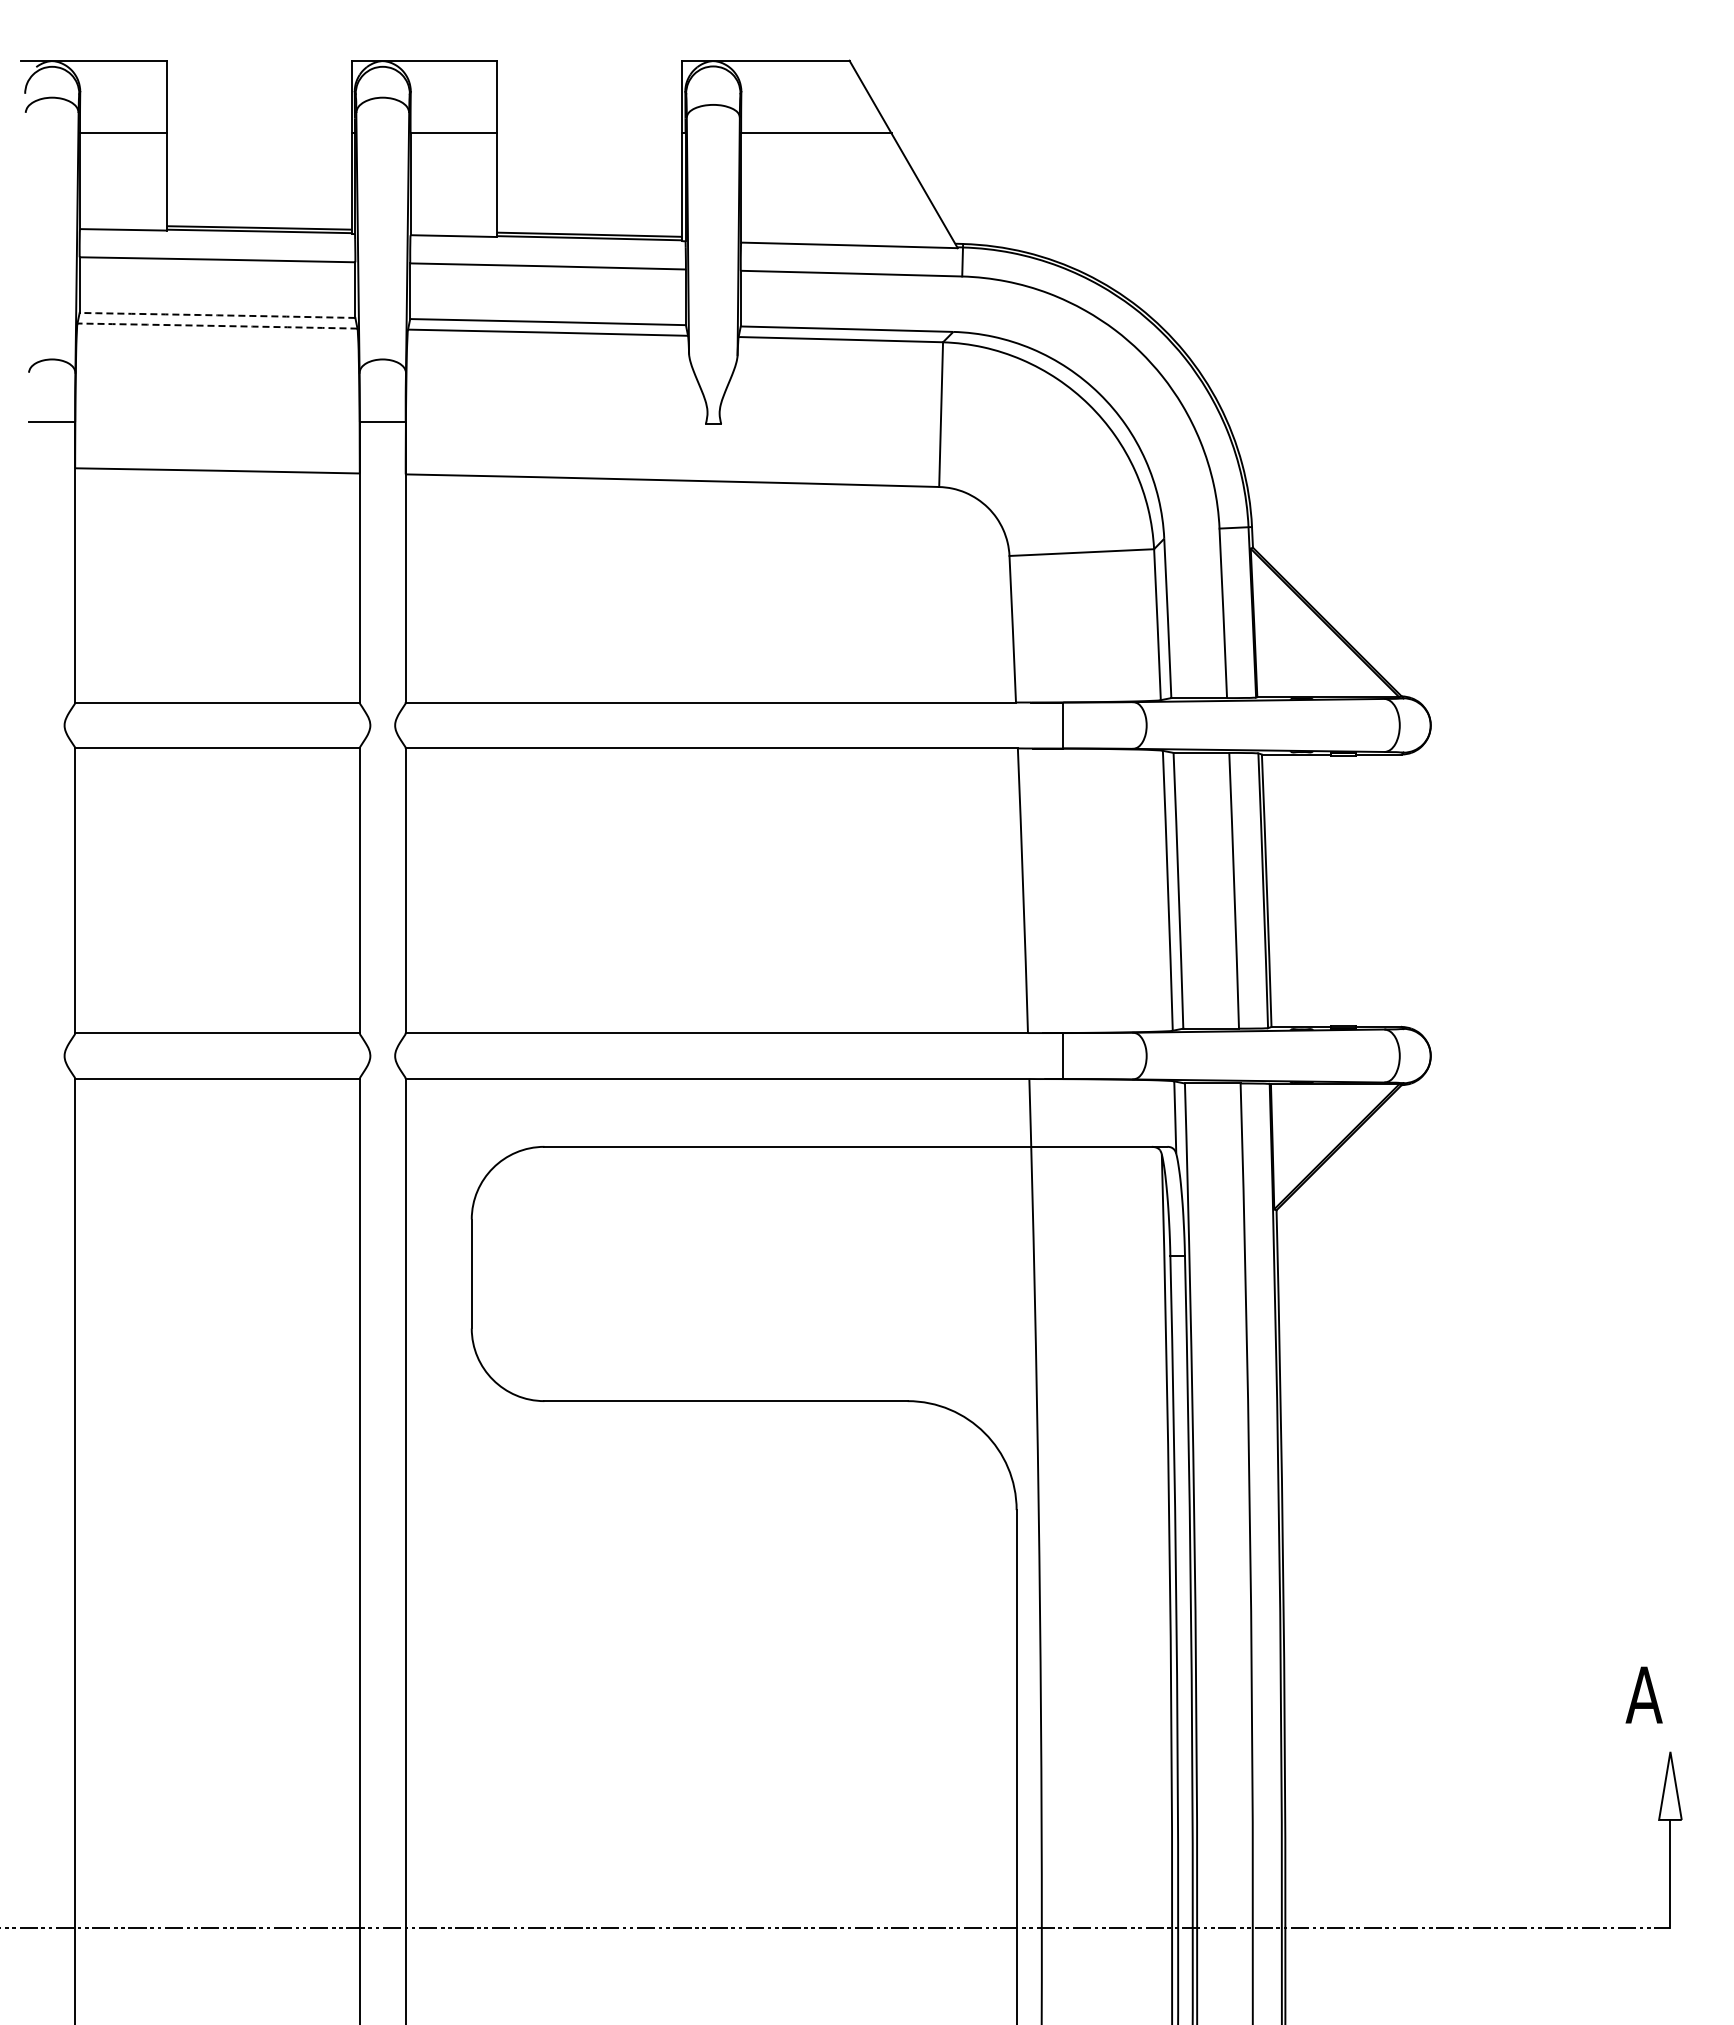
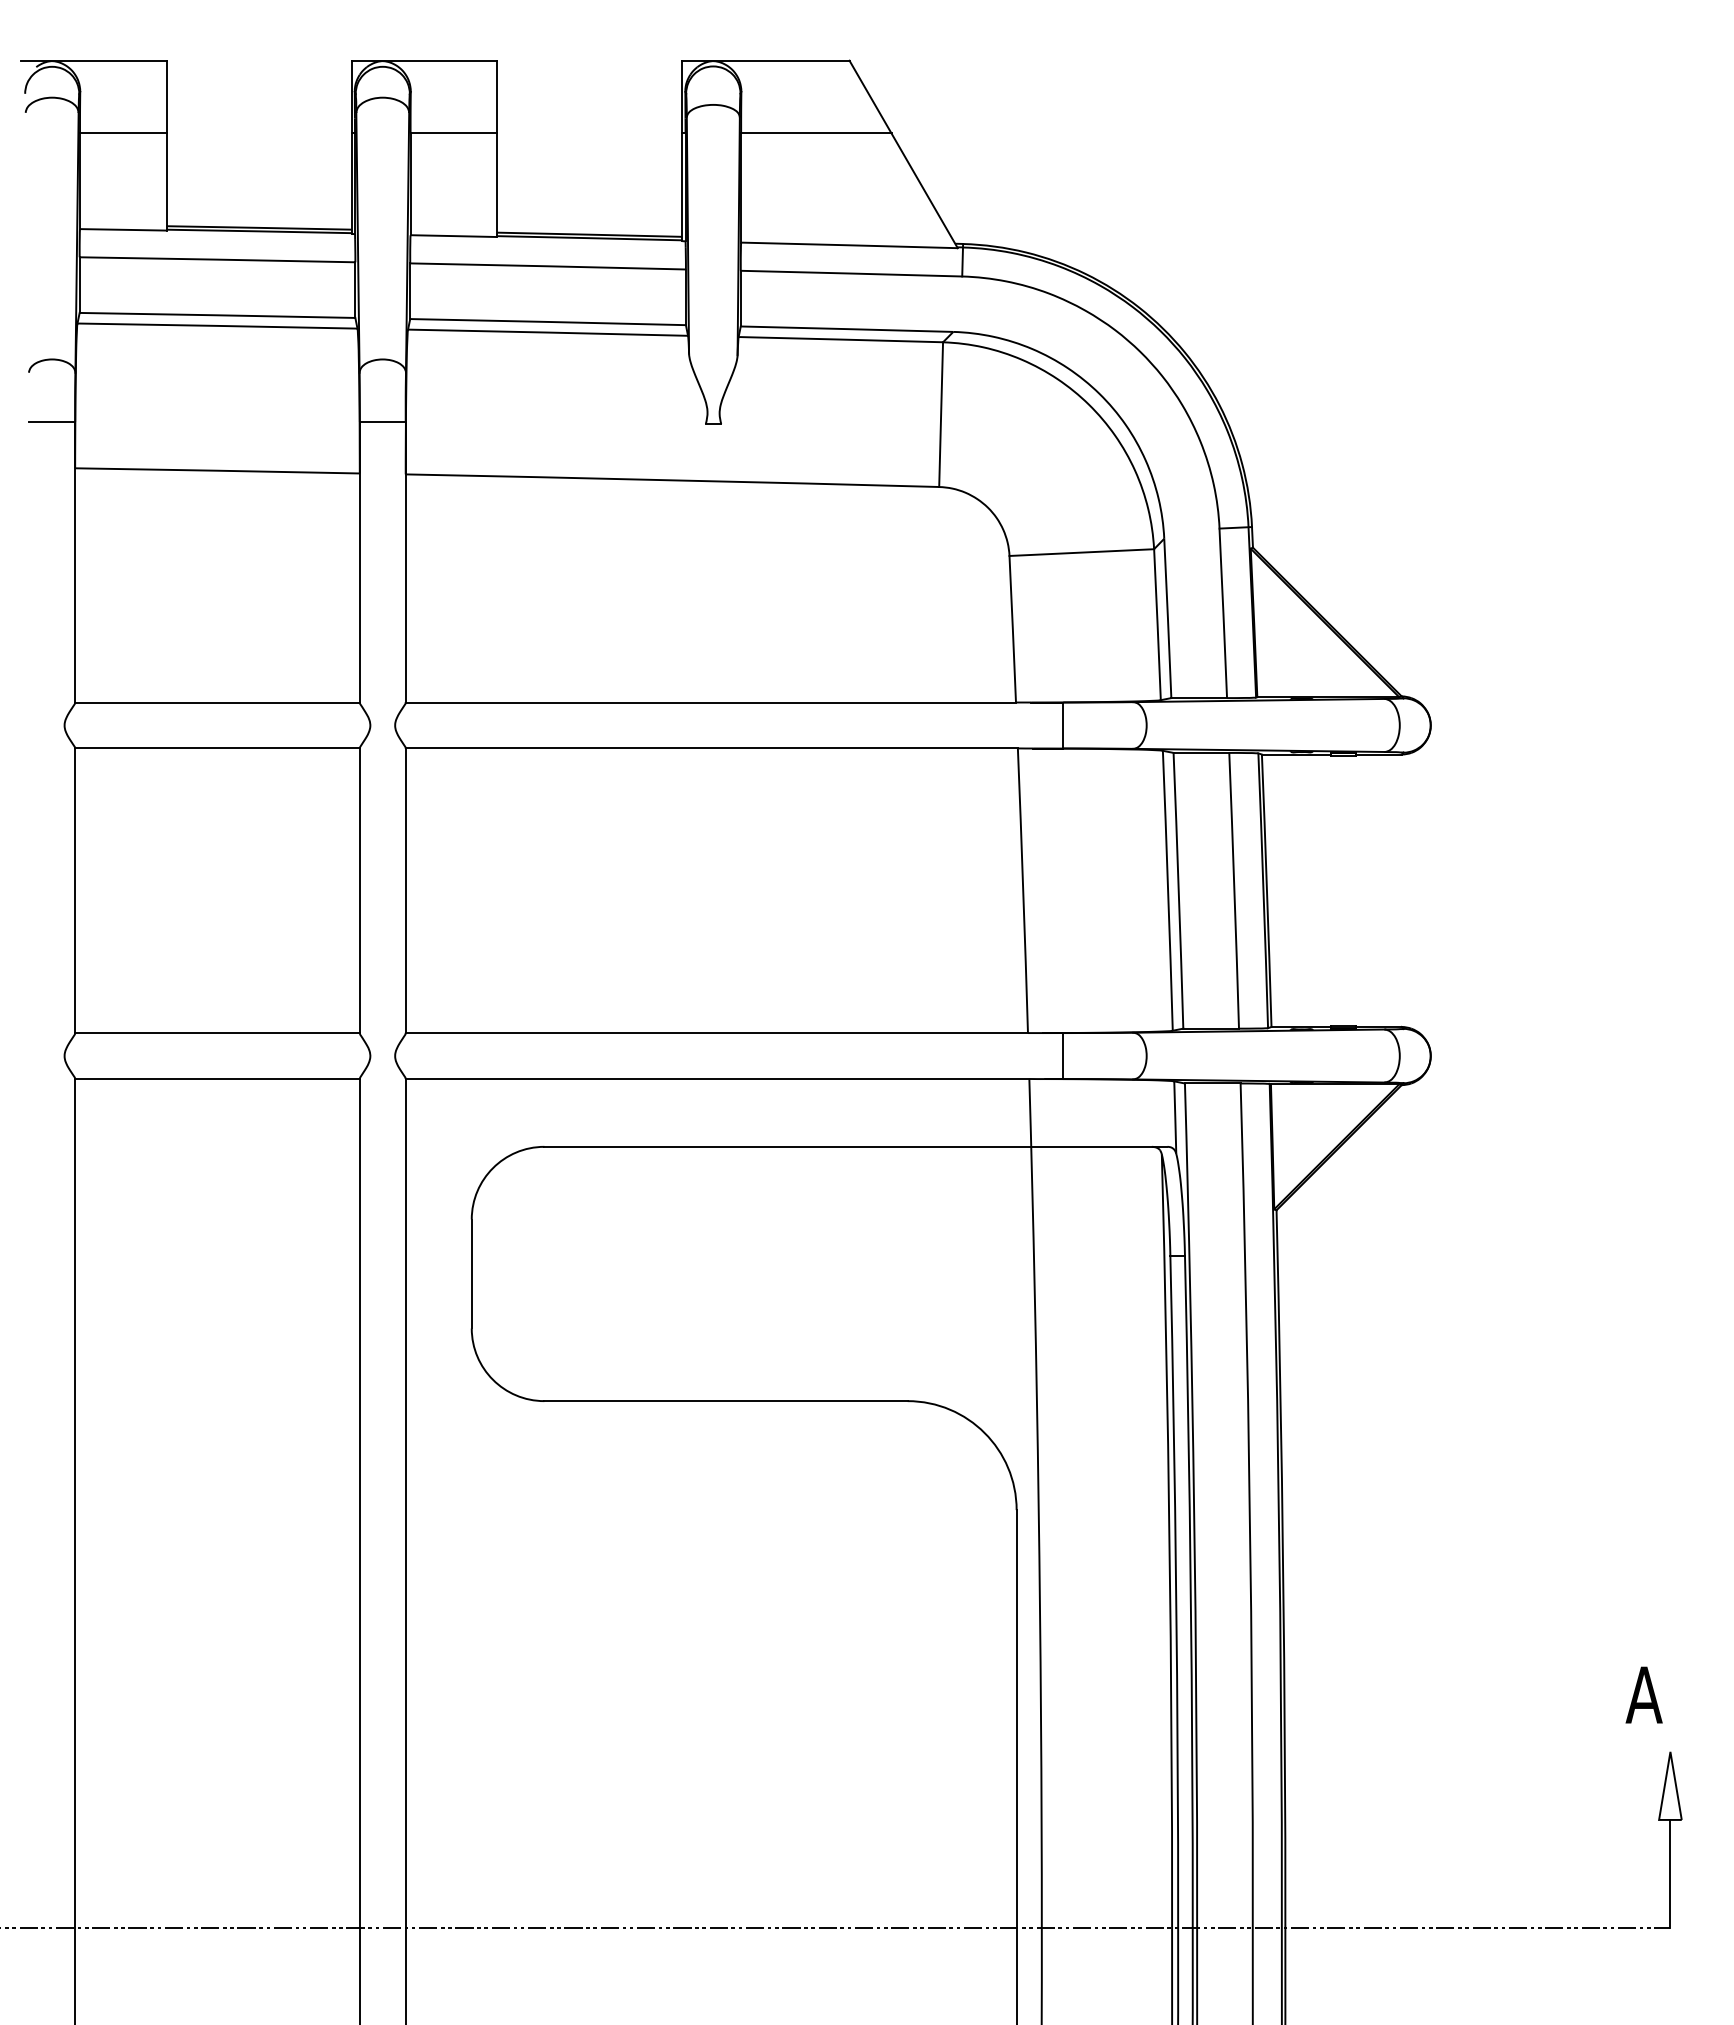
arc: dashed -> solid (217, 315)
arc: dashed -> solid (217, 325)
